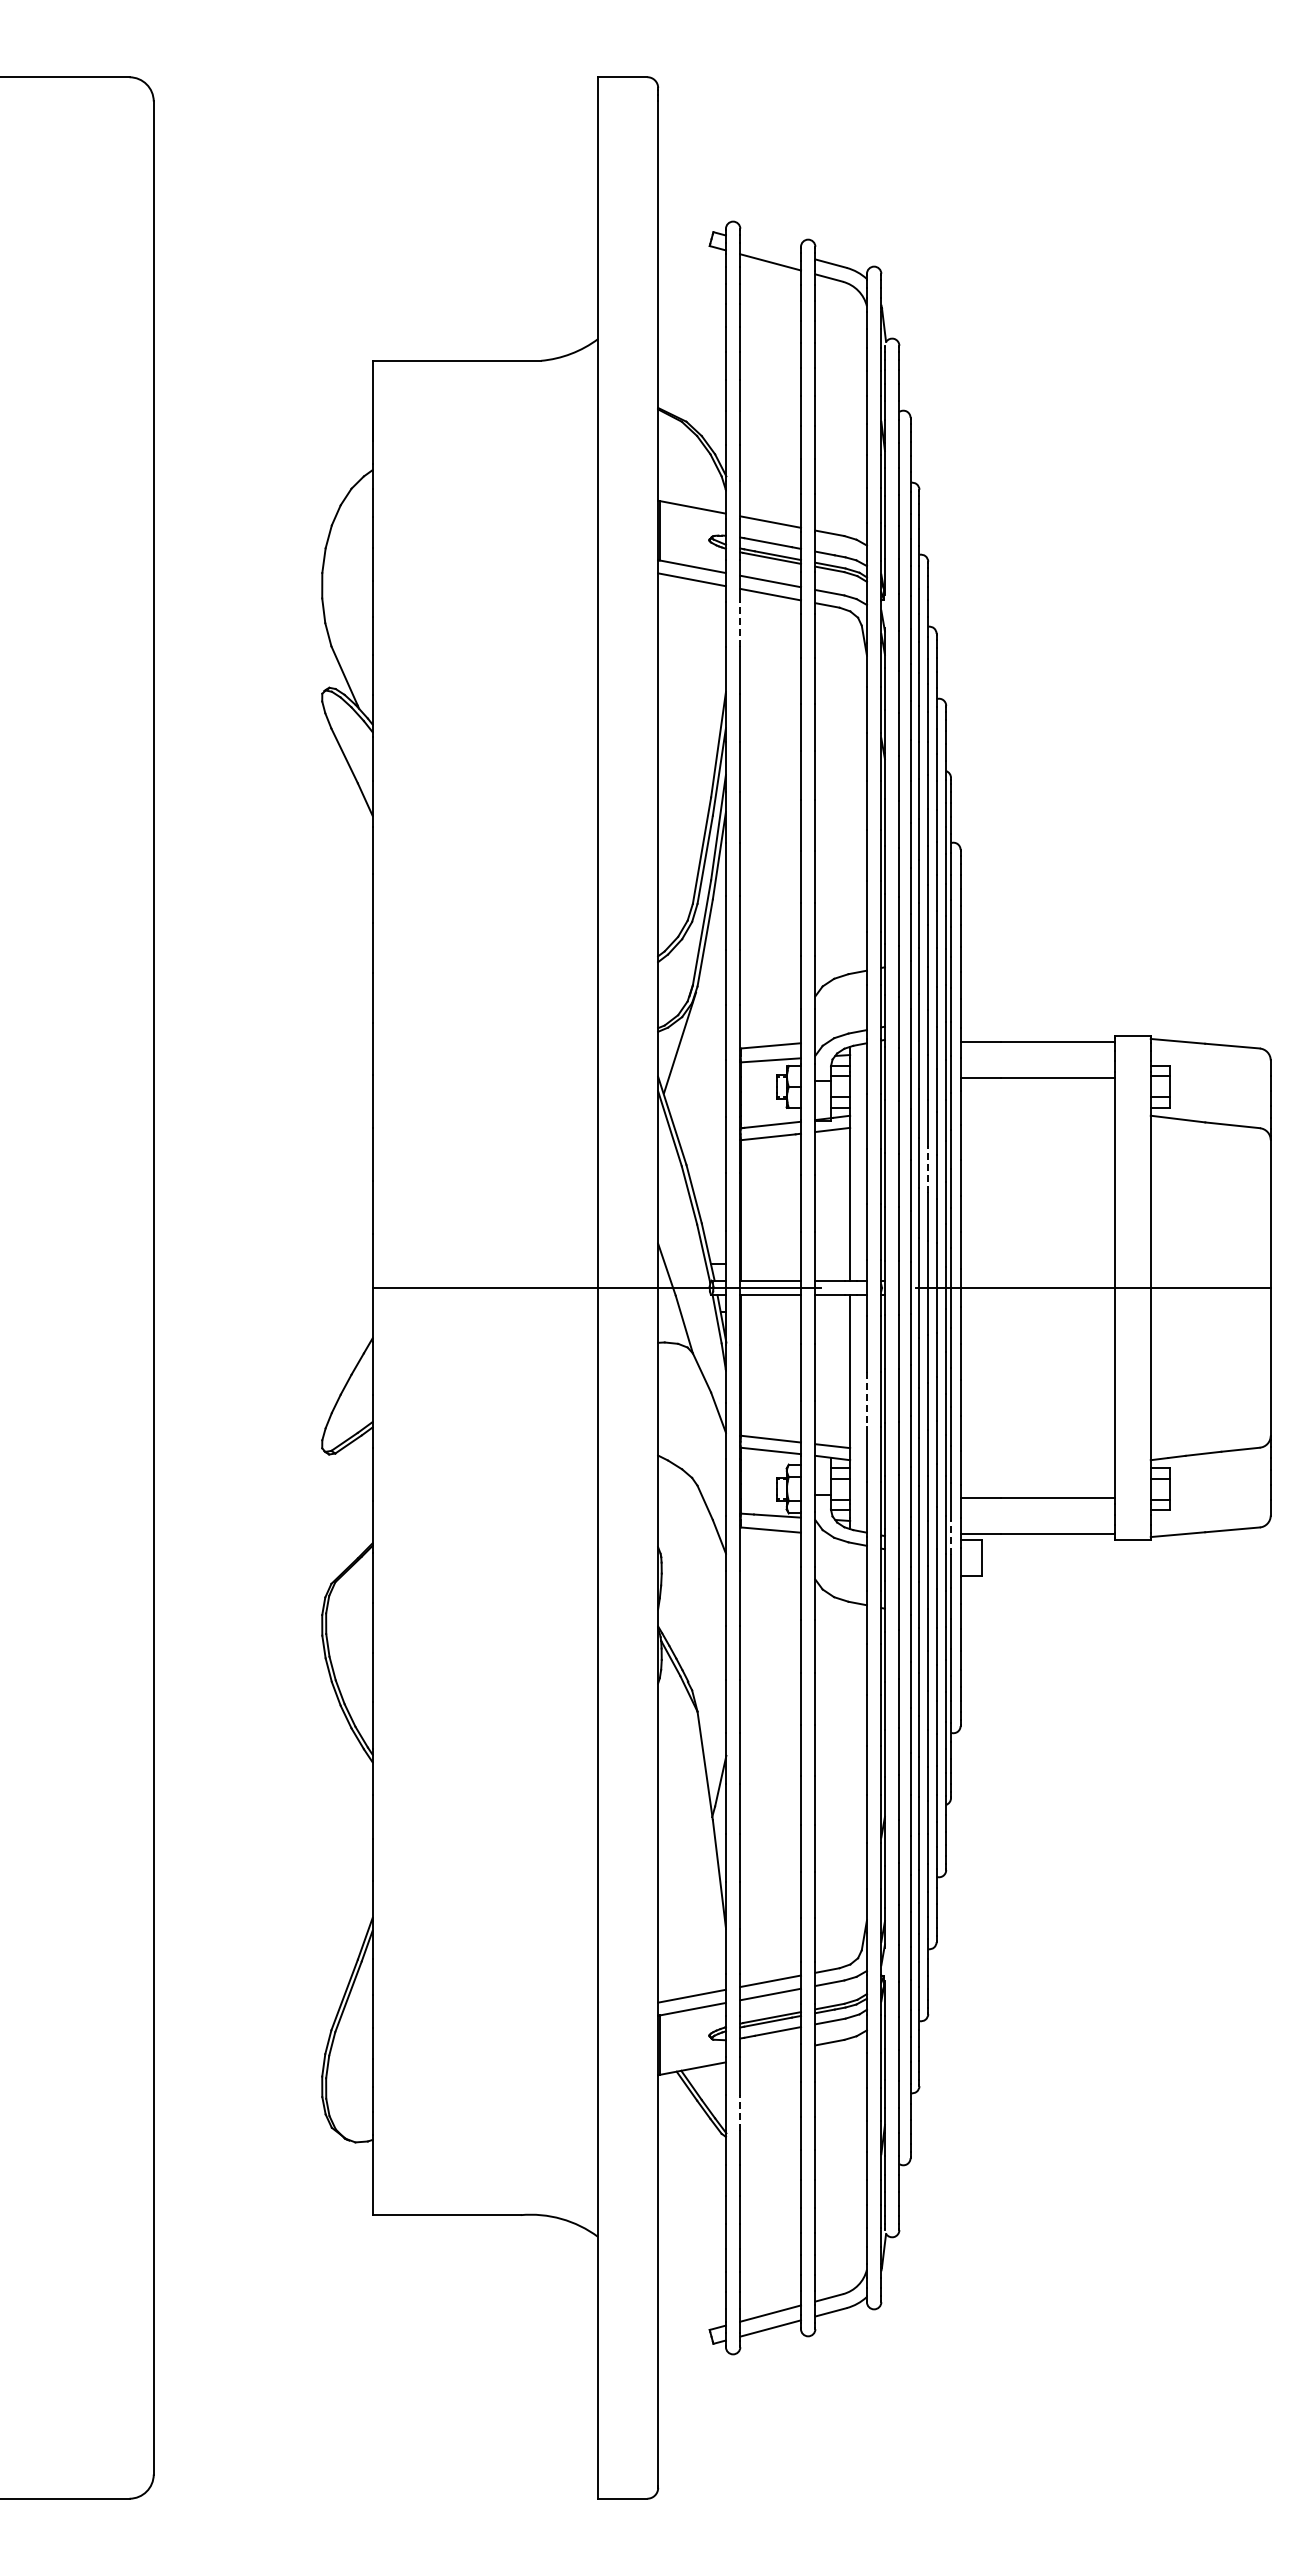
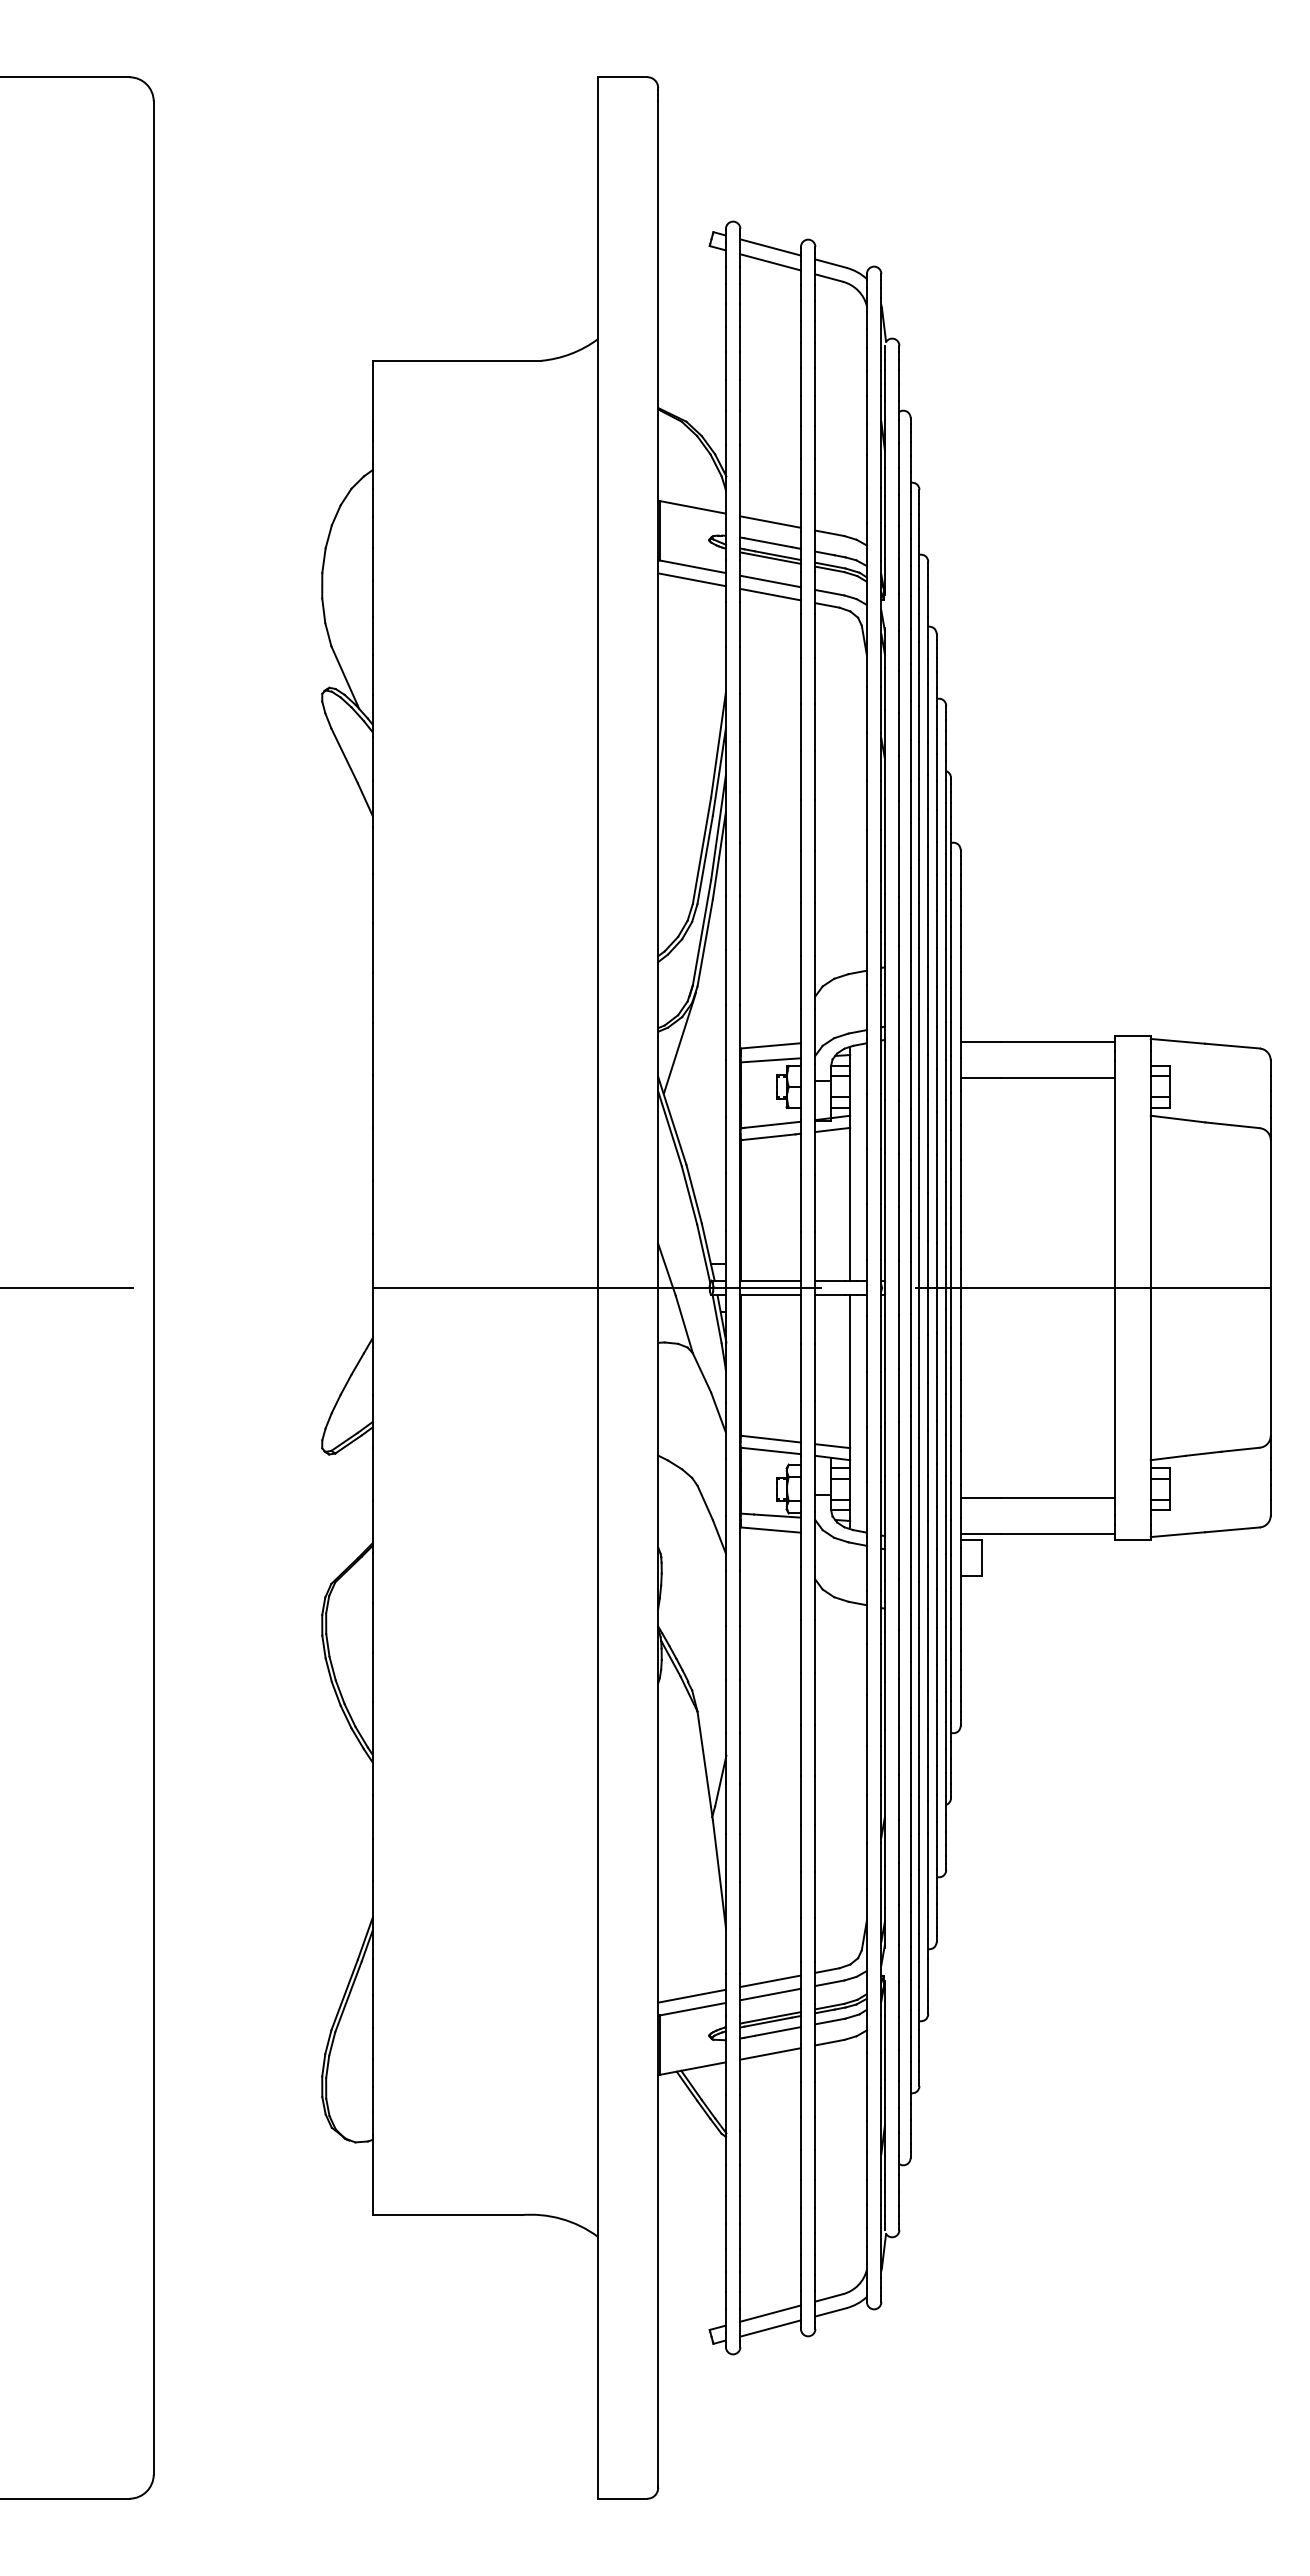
line: none -> present (770, 247)
line: dashed -> solid (740, 624)
line: dashed -> solid (928, 1169)
line: none -> present (67, 1288)
line: dashed -> solid (866, 1399)
line: dashed -> solid (951, 1536)
line: none -> present (770, 2053)
line: dashed -> solid (740, 2113)
